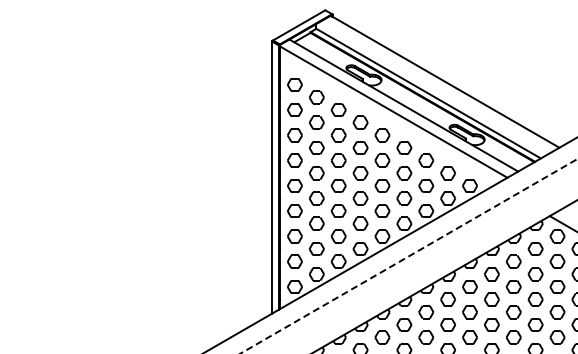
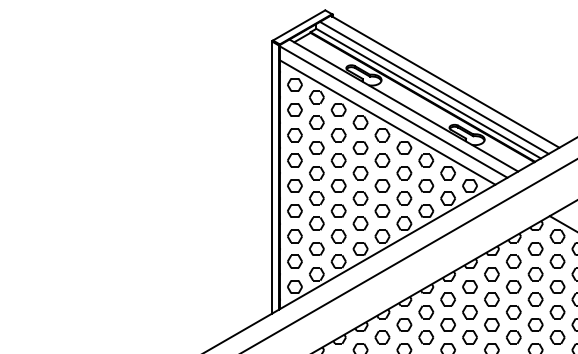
line: none -> present (434, 87)
line: none -> present (387, 122)
line: dashed -> solid (408, 256)
